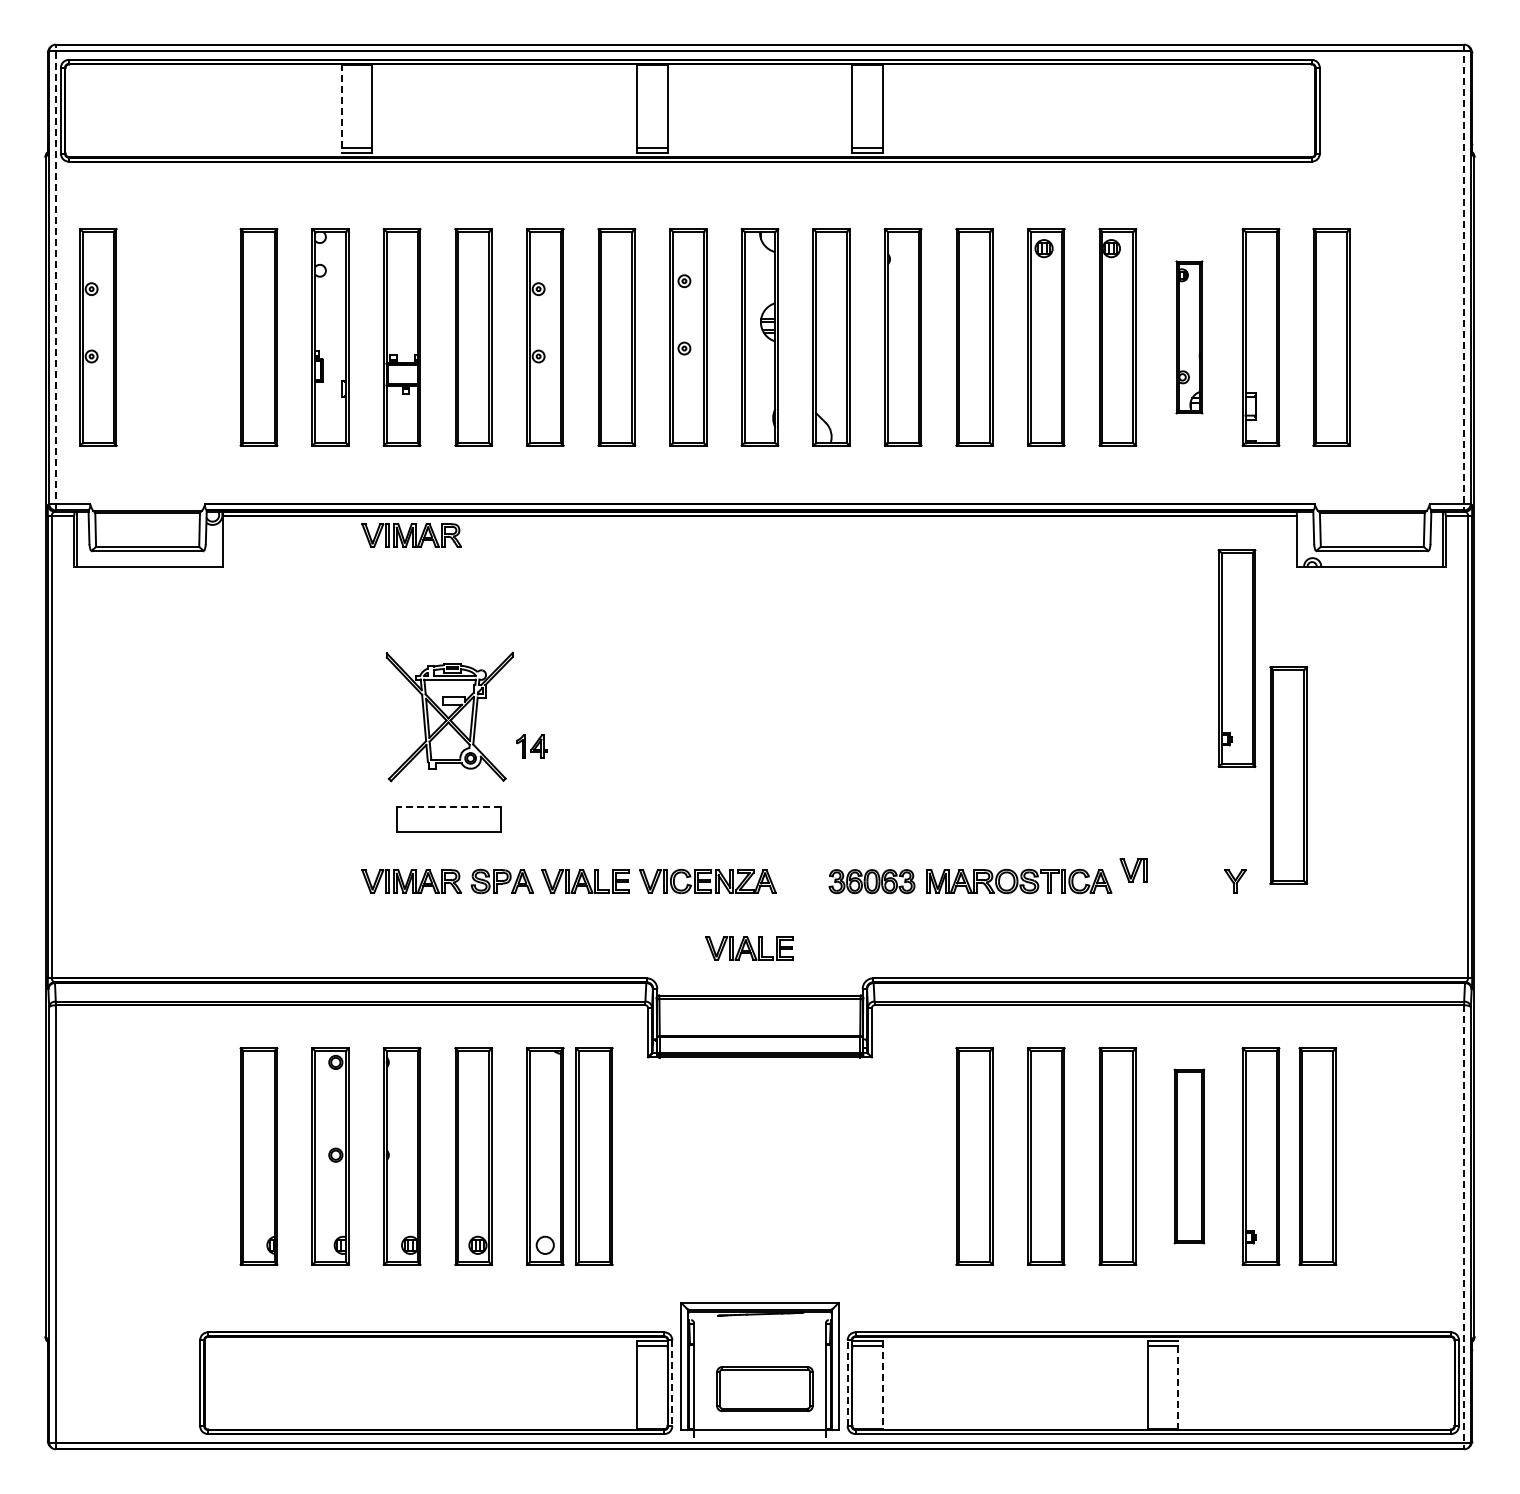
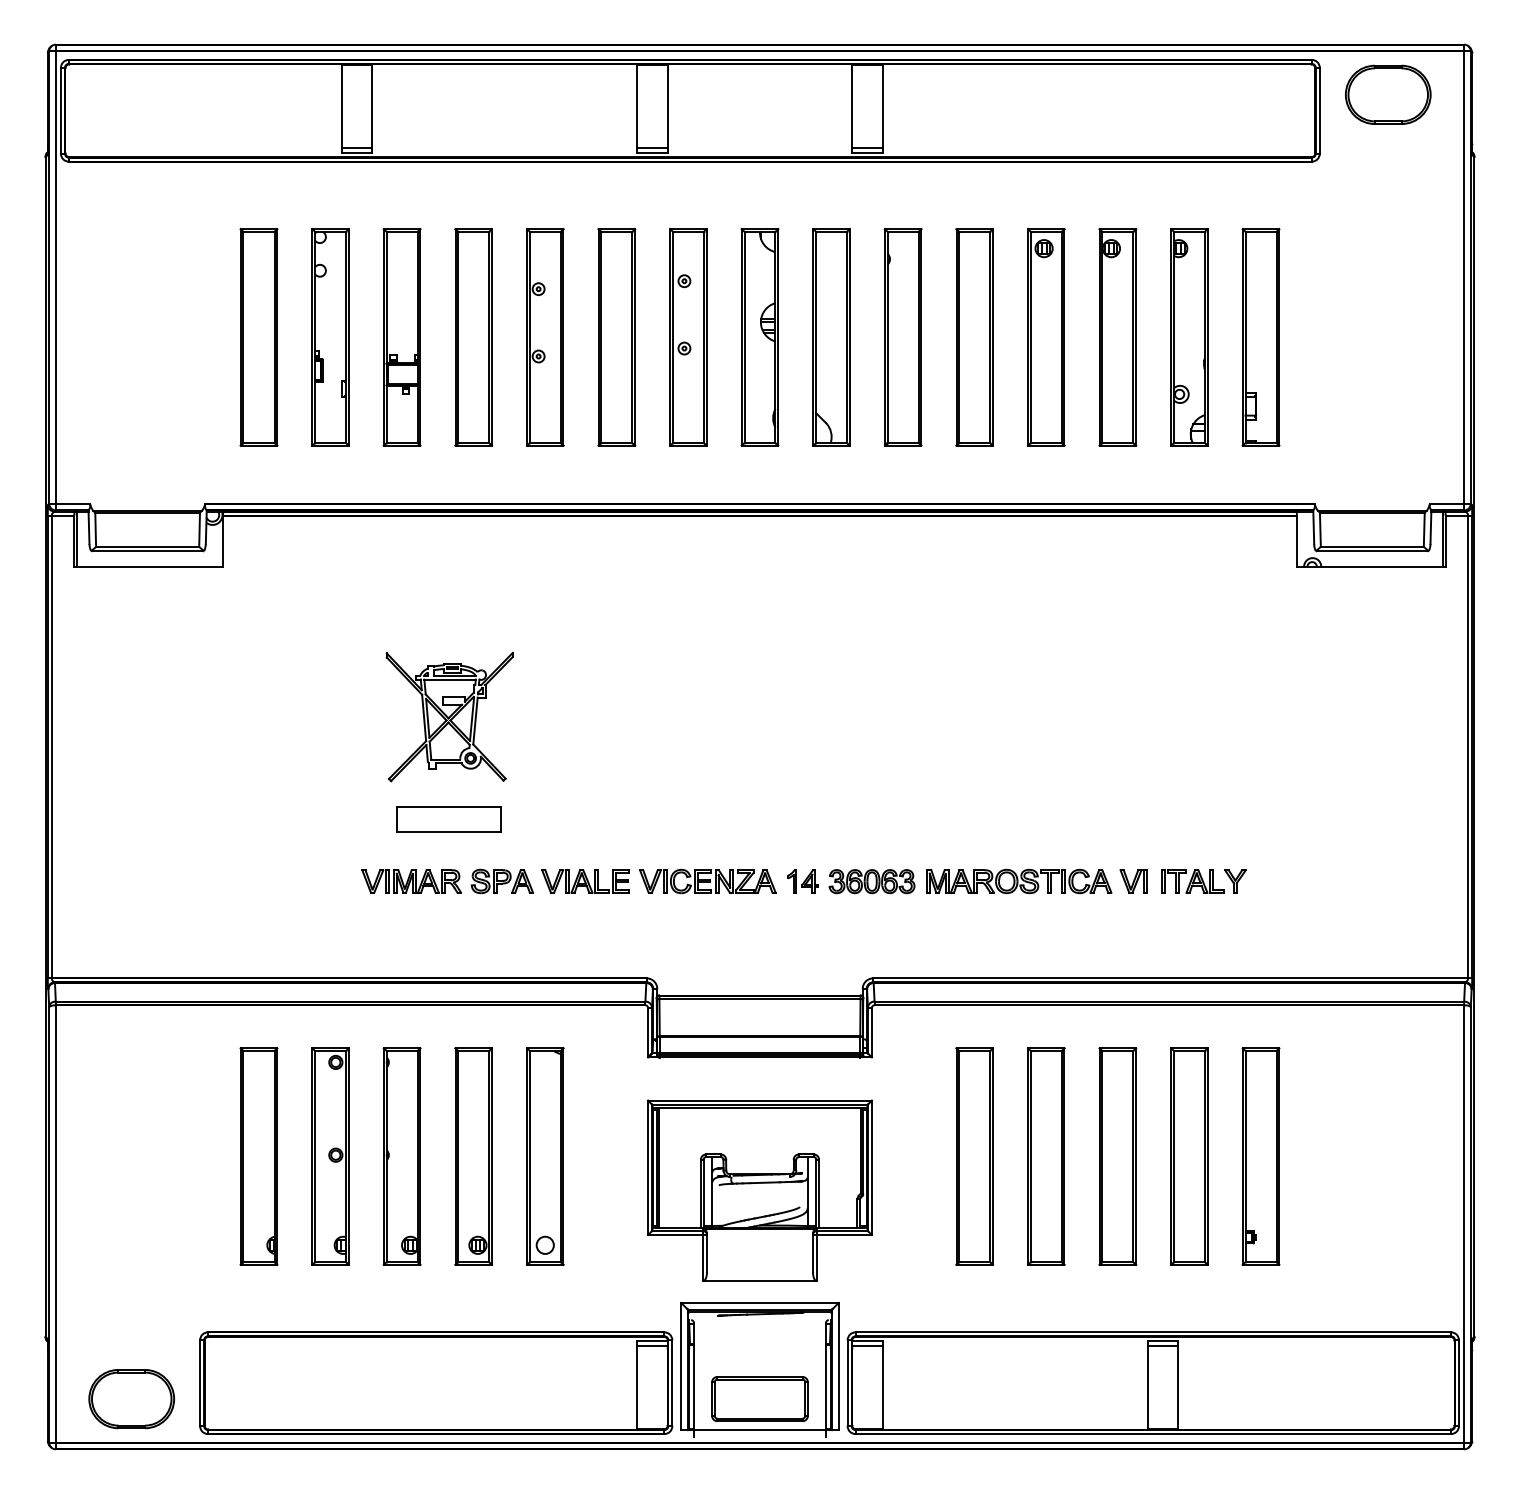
part: none -> present (1388, 94)
line: dashed -> solid (341, 109)
line: dashed -> solid (55, 277)
line: dashed -> solid (1464, 277)
part: present -> none (98, 337)
part size: 29x155 px -> 39x219 px (1189, 337)
part: present -> none (1331, 337)
part: present -> none (411, 535)
part: present -> none (1236, 658)
part position: (531, 746) -> (802, 881) (802, 881)
part: present -> none (1288, 775)
line: dashed -> solid (448, 806)
part position: (1133, 870) -> (1133, 881) (1133, 881)
part: none -> present (1192, 881)
part: present -> none (749, 948)
part: present -> none (594, 1156)
part size: 33x177 px -> 39x219 px (1189, 1156)
part: present -> none (1317, 1156)
part: none -> present (759, 1190)
line: dashed -> solid (1464, 1227)
line: dashed -> solid (672, 1383)
line: dashed -> solid (847, 1383)
line: dashed -> solid (1178, 1384)
line: dashed -> solid (882, 1385)
part position: (764, 1388) -> (759, 1398) (759, 1398)
part: none -> present (131, 1399)
